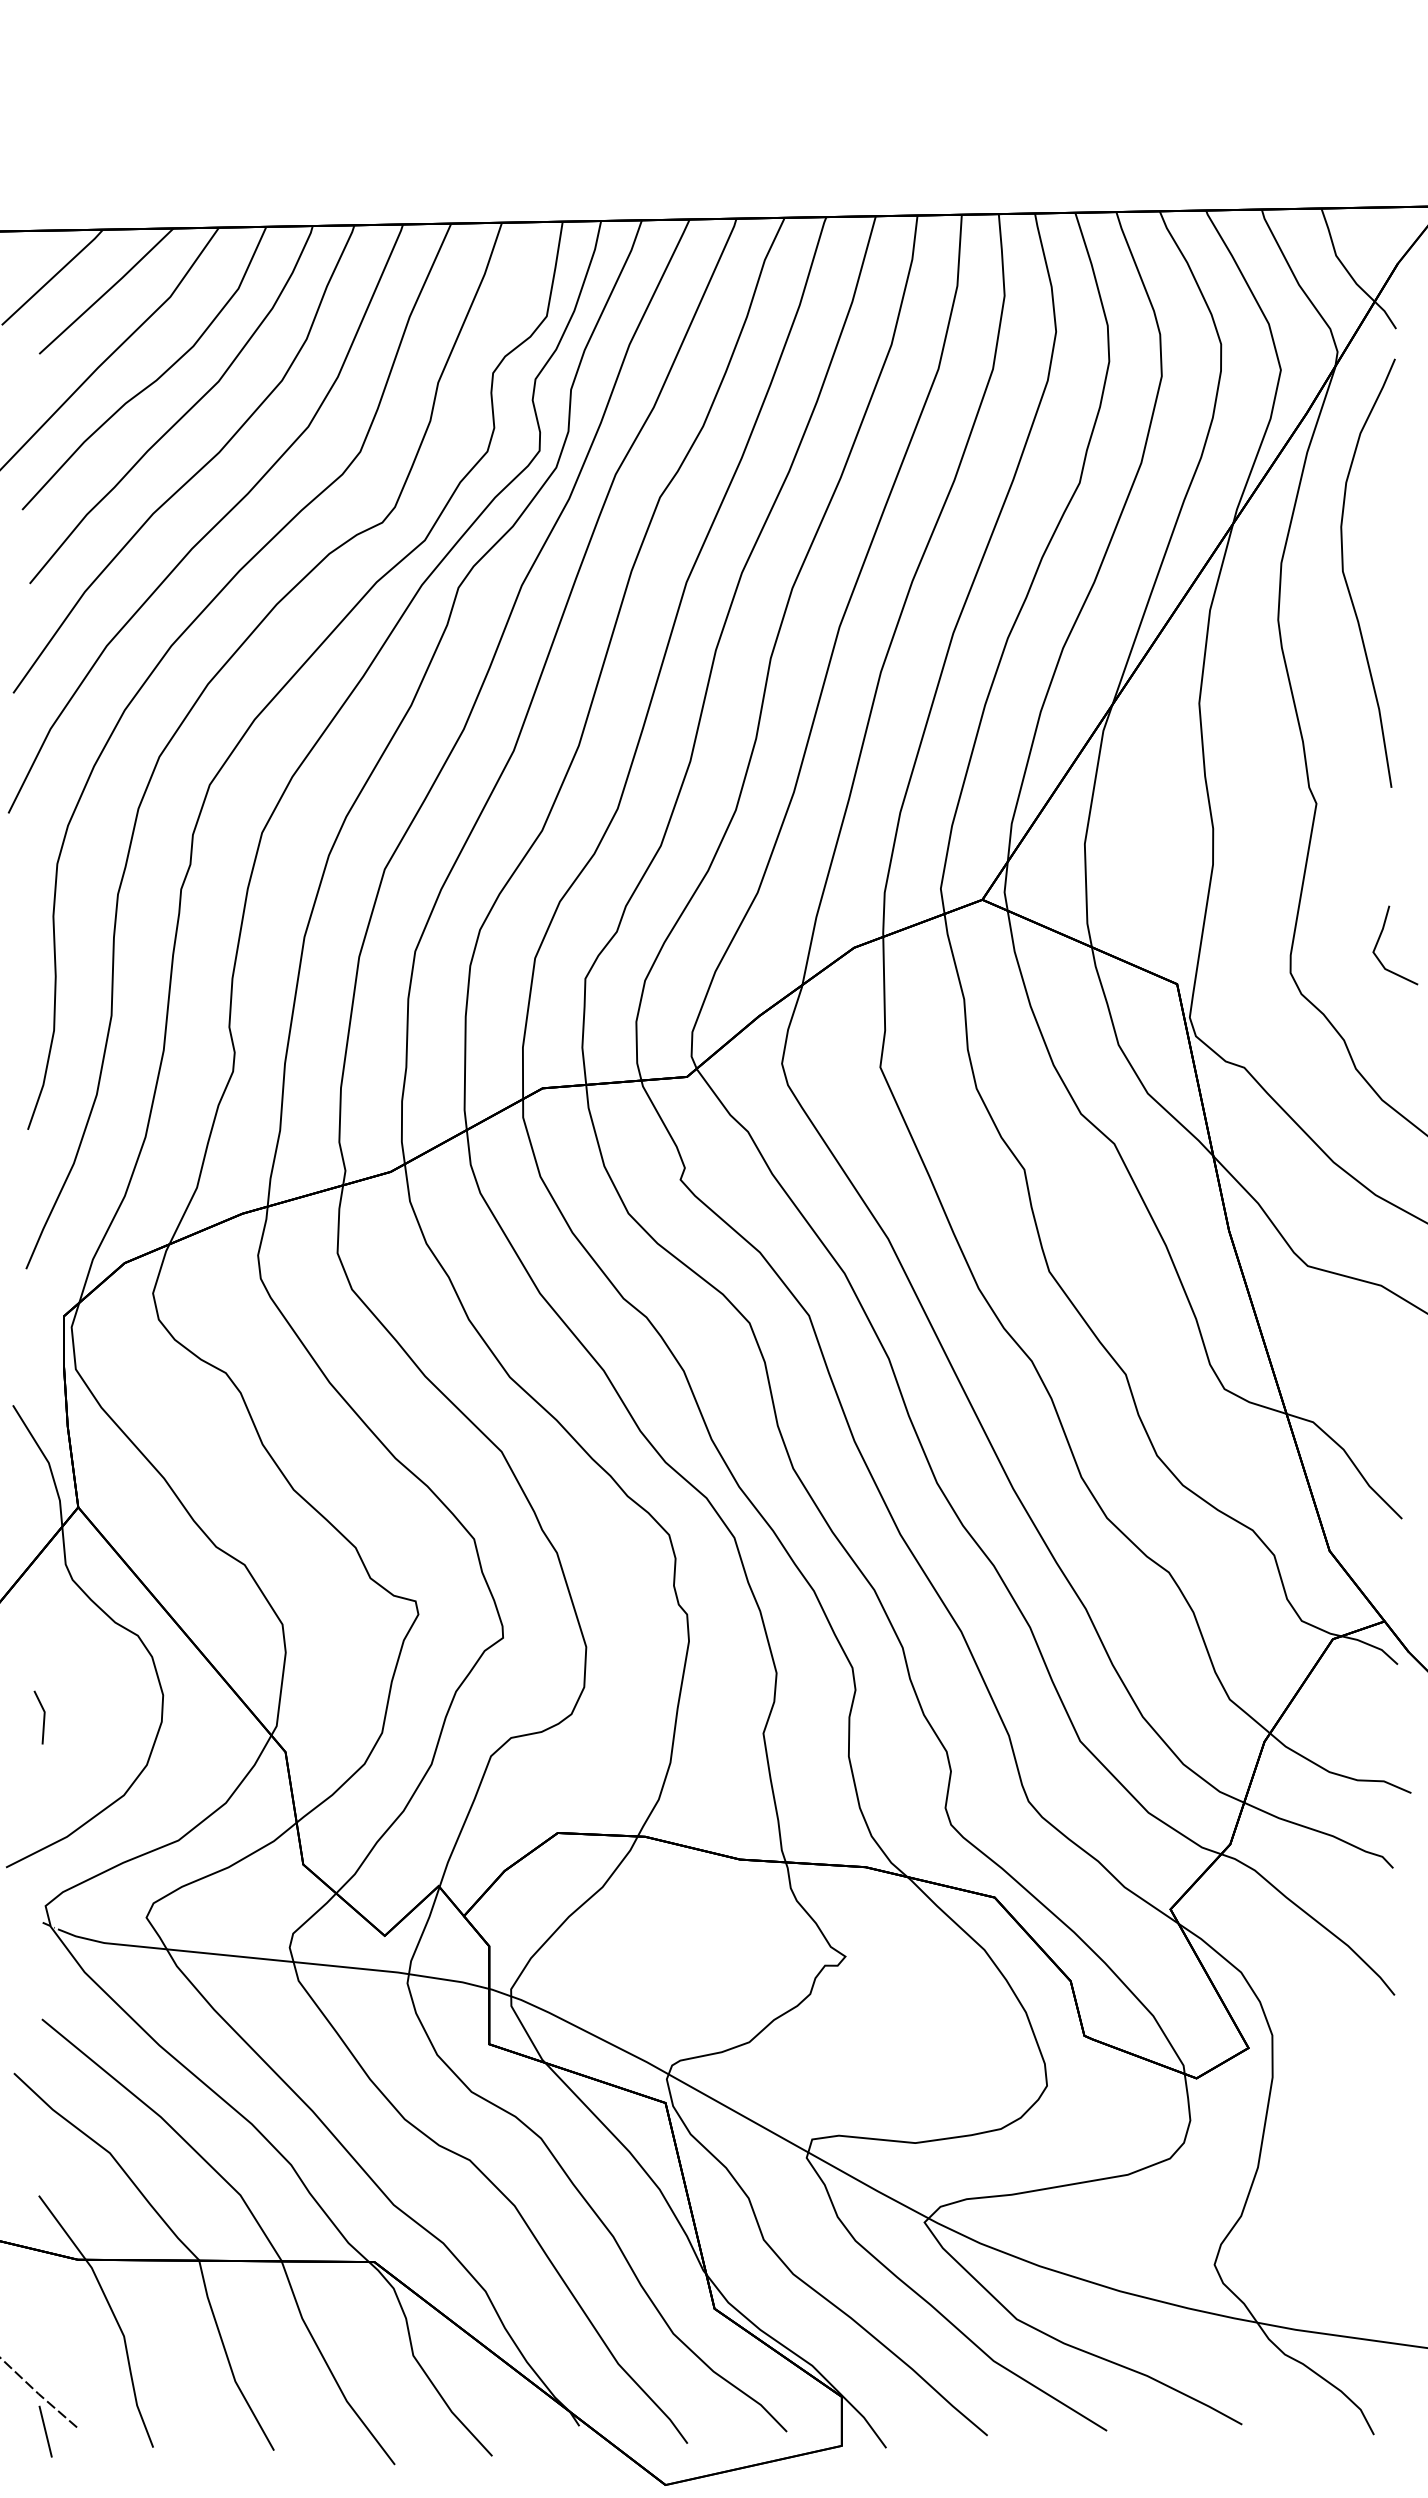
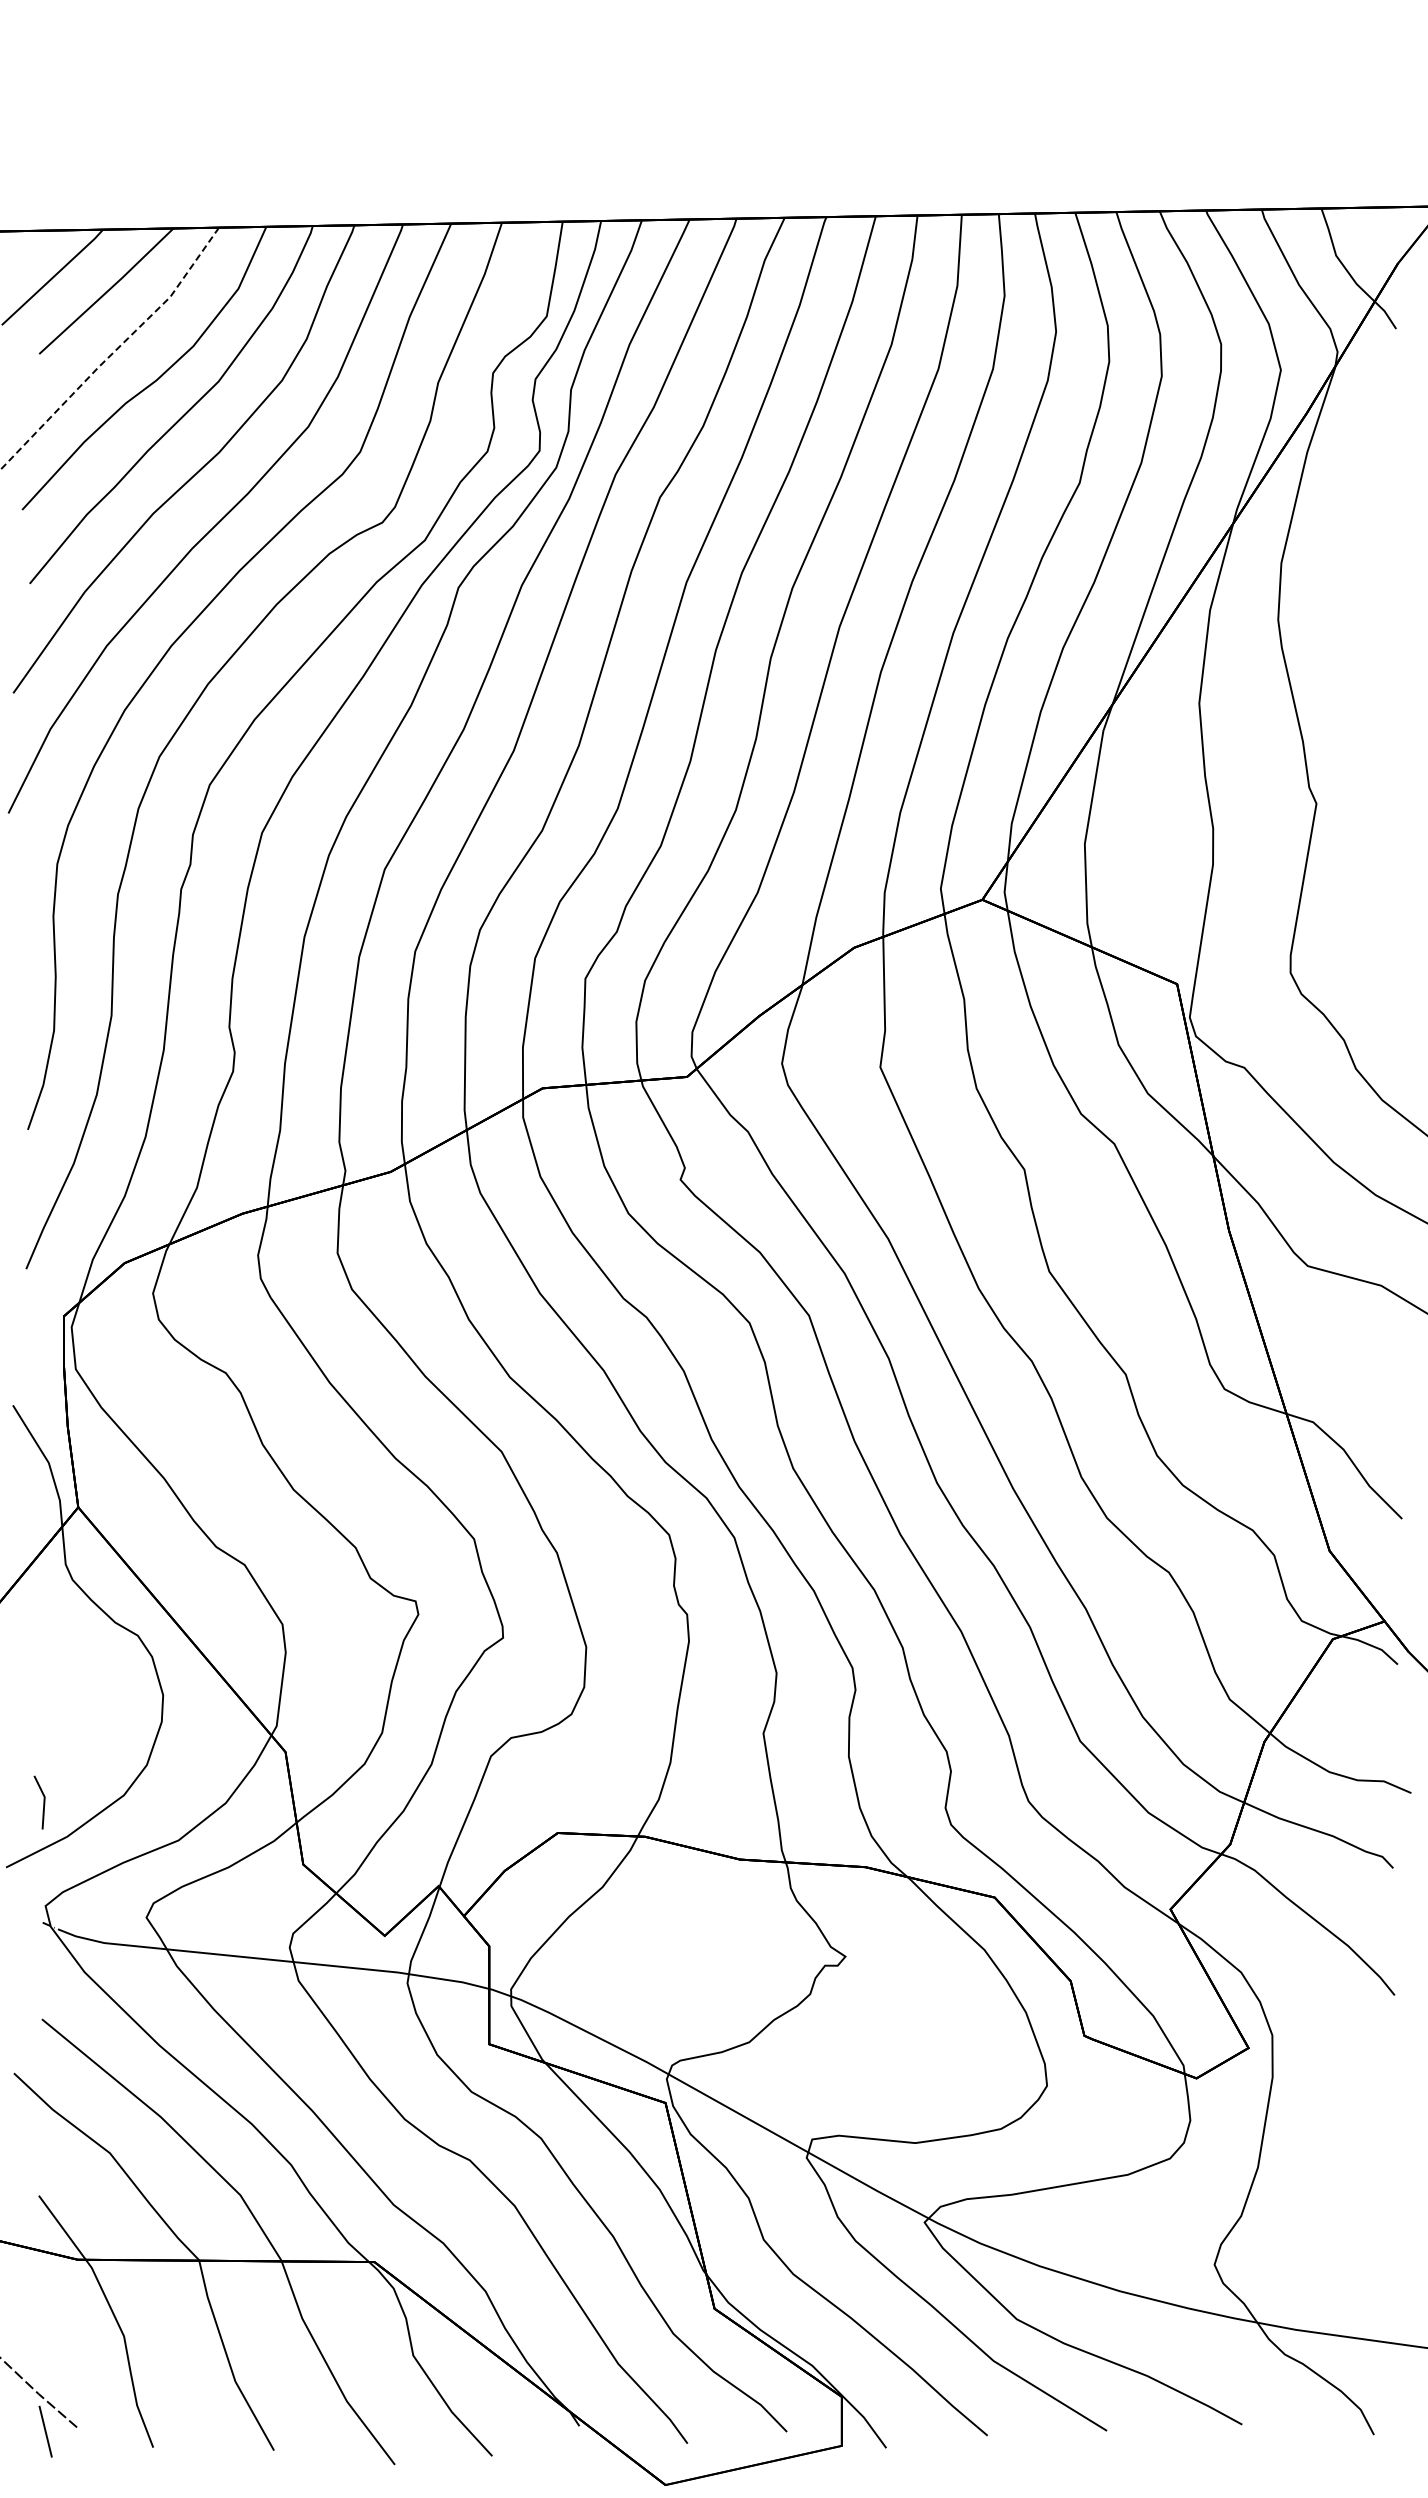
line: solid -> dashed (113, 352)
curve: present -> none (1346, 579)
line: present -> none (1379, 940)
line position: (43, 1717) -> (43, 1802) (43, 1802)
